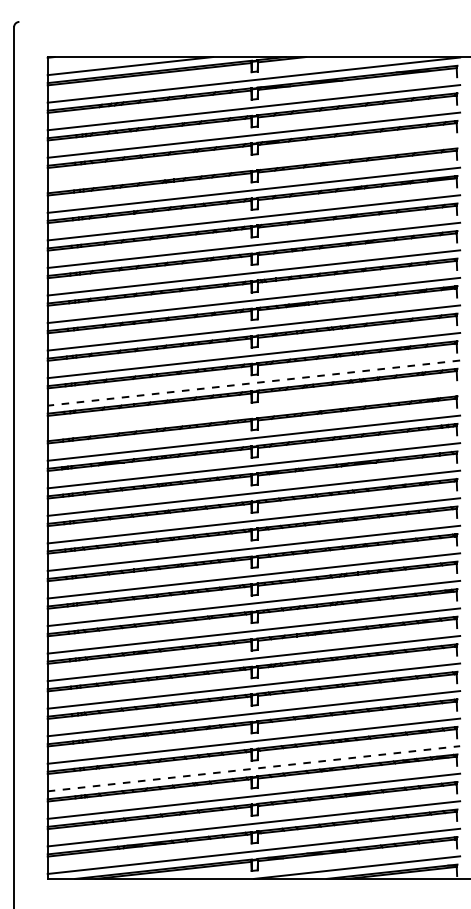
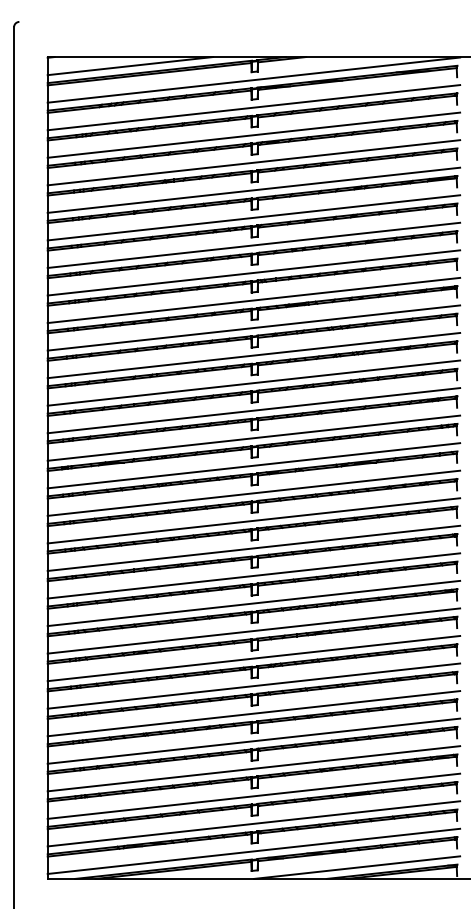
line: none -> present (253, 162)
line: dashed -> solid (253, 383)
line: none -> present (253, 410)
line: dashed -> solid (254, 768)
